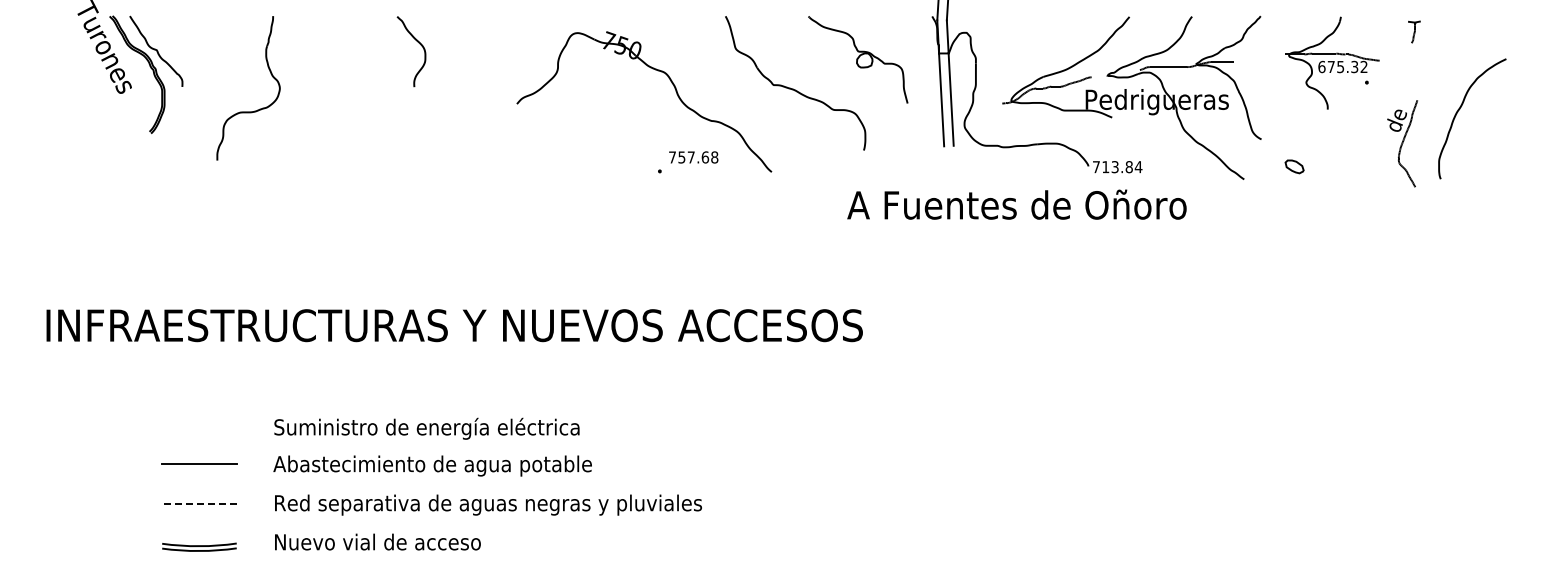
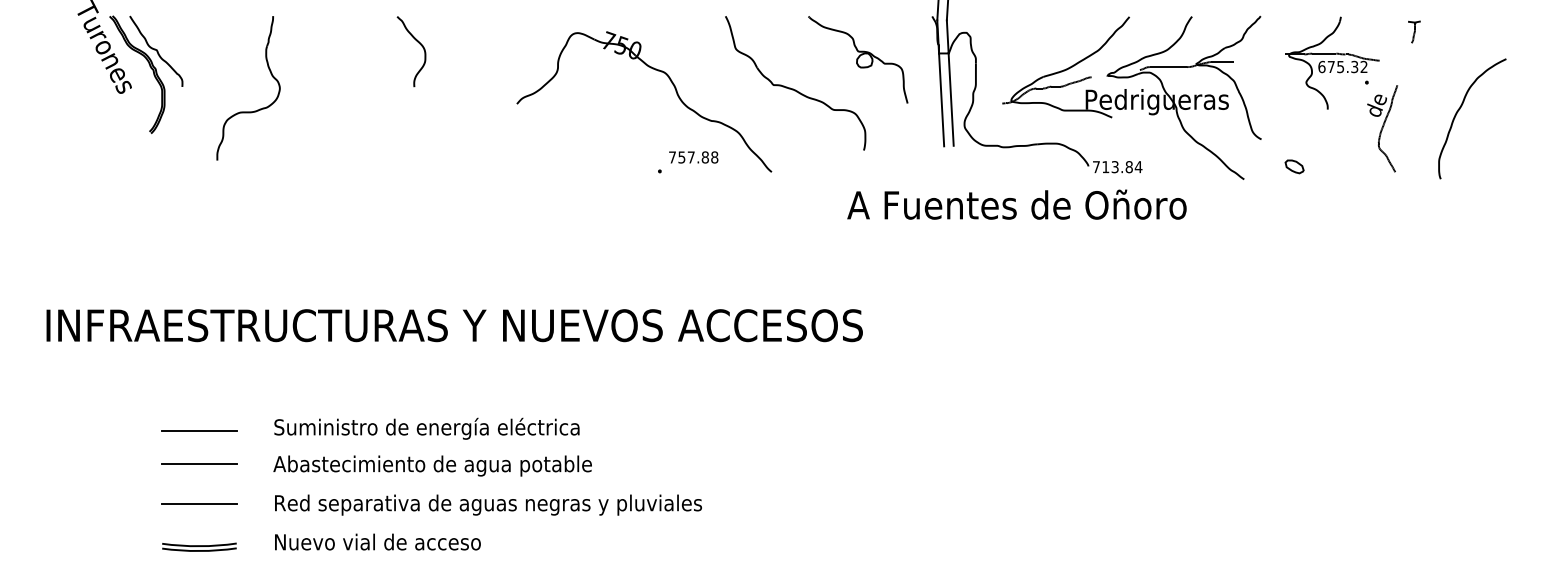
part position: (1402, 143) -> (1382, 128) (1382, 128)
text: 757.68 -> 757.88 (705, 157)
line: none -> present (199, 431)
line: dashed -> solid (198, 503)
